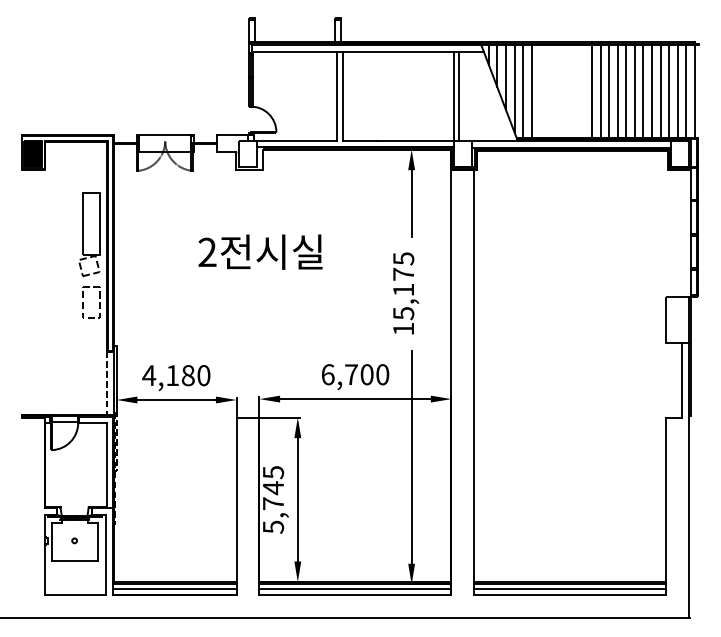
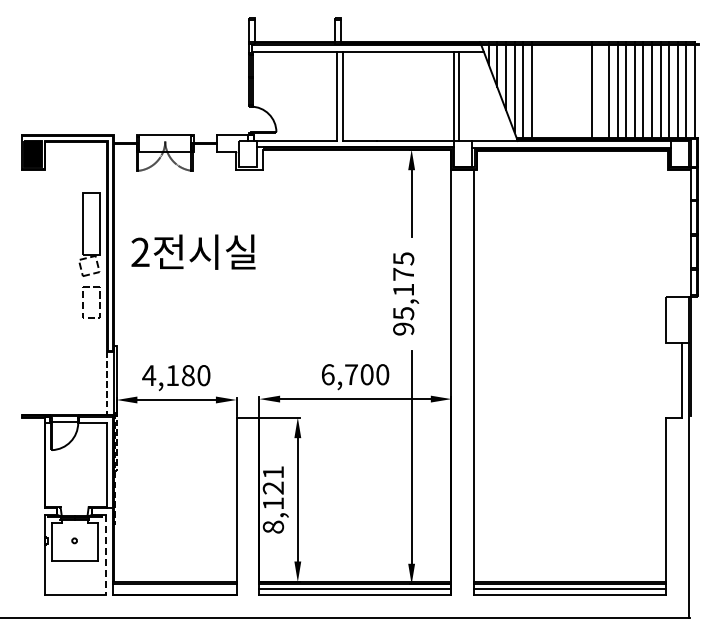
line: present -> none (600, 90)
text position: (260, 251) -> (193, 251) (193, 251)
text: 15,175 -> 95,175 (403, 328)
text: 5,745 -> 8,121 (273, 499)
line: solid -> dashed (106, 555)
line: present -> none (174, 588)
